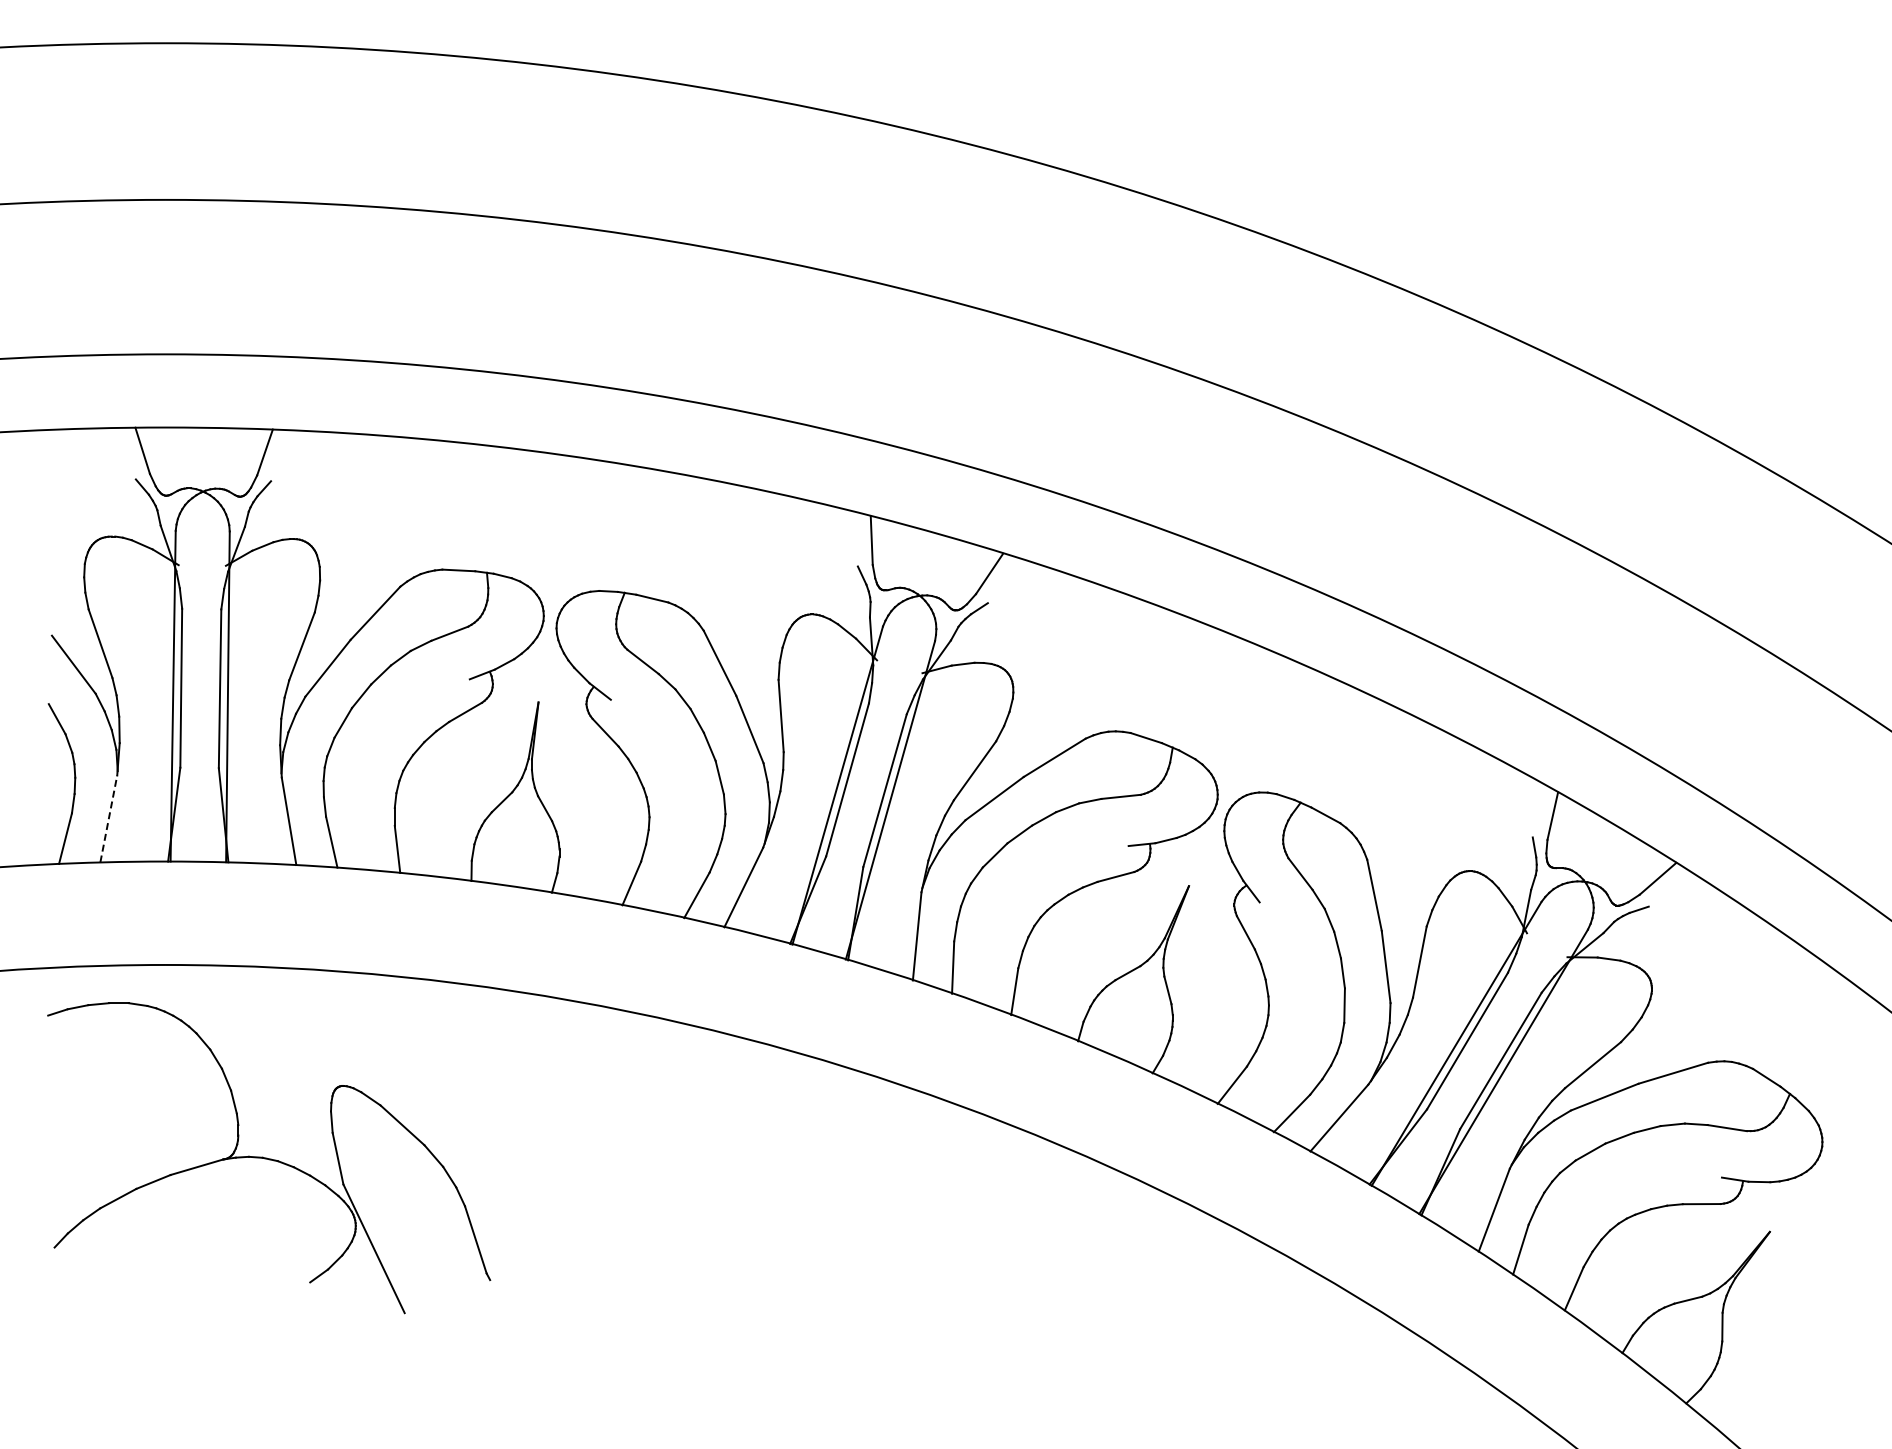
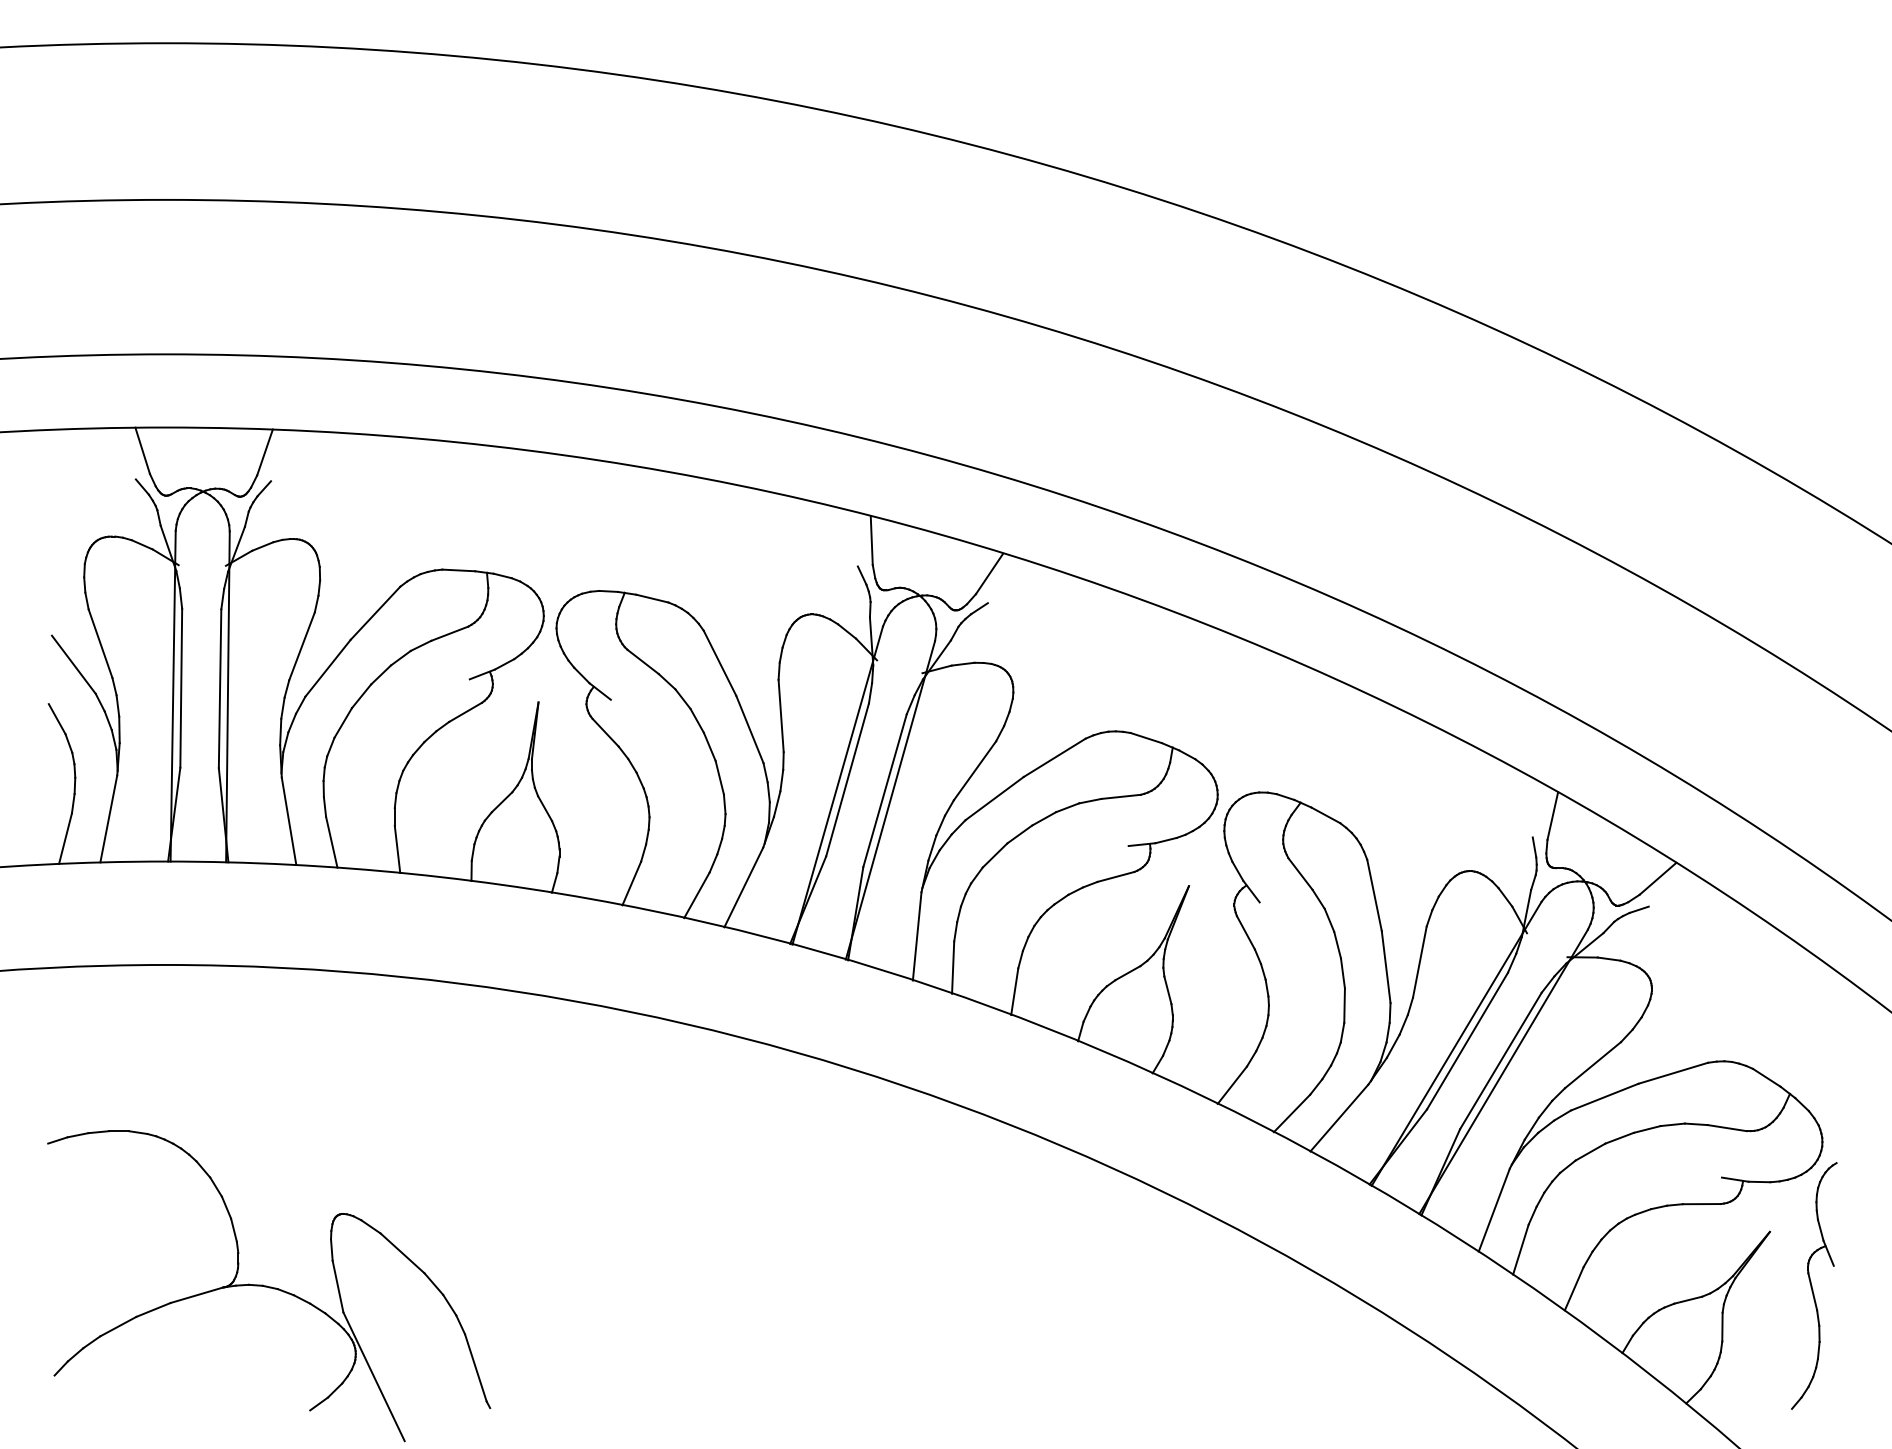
line: dashed -> solid (108, 818)
part position: (269, 1158) -> (269, 1286) (269, 1286)
part: none -> present (1814, 1285)
